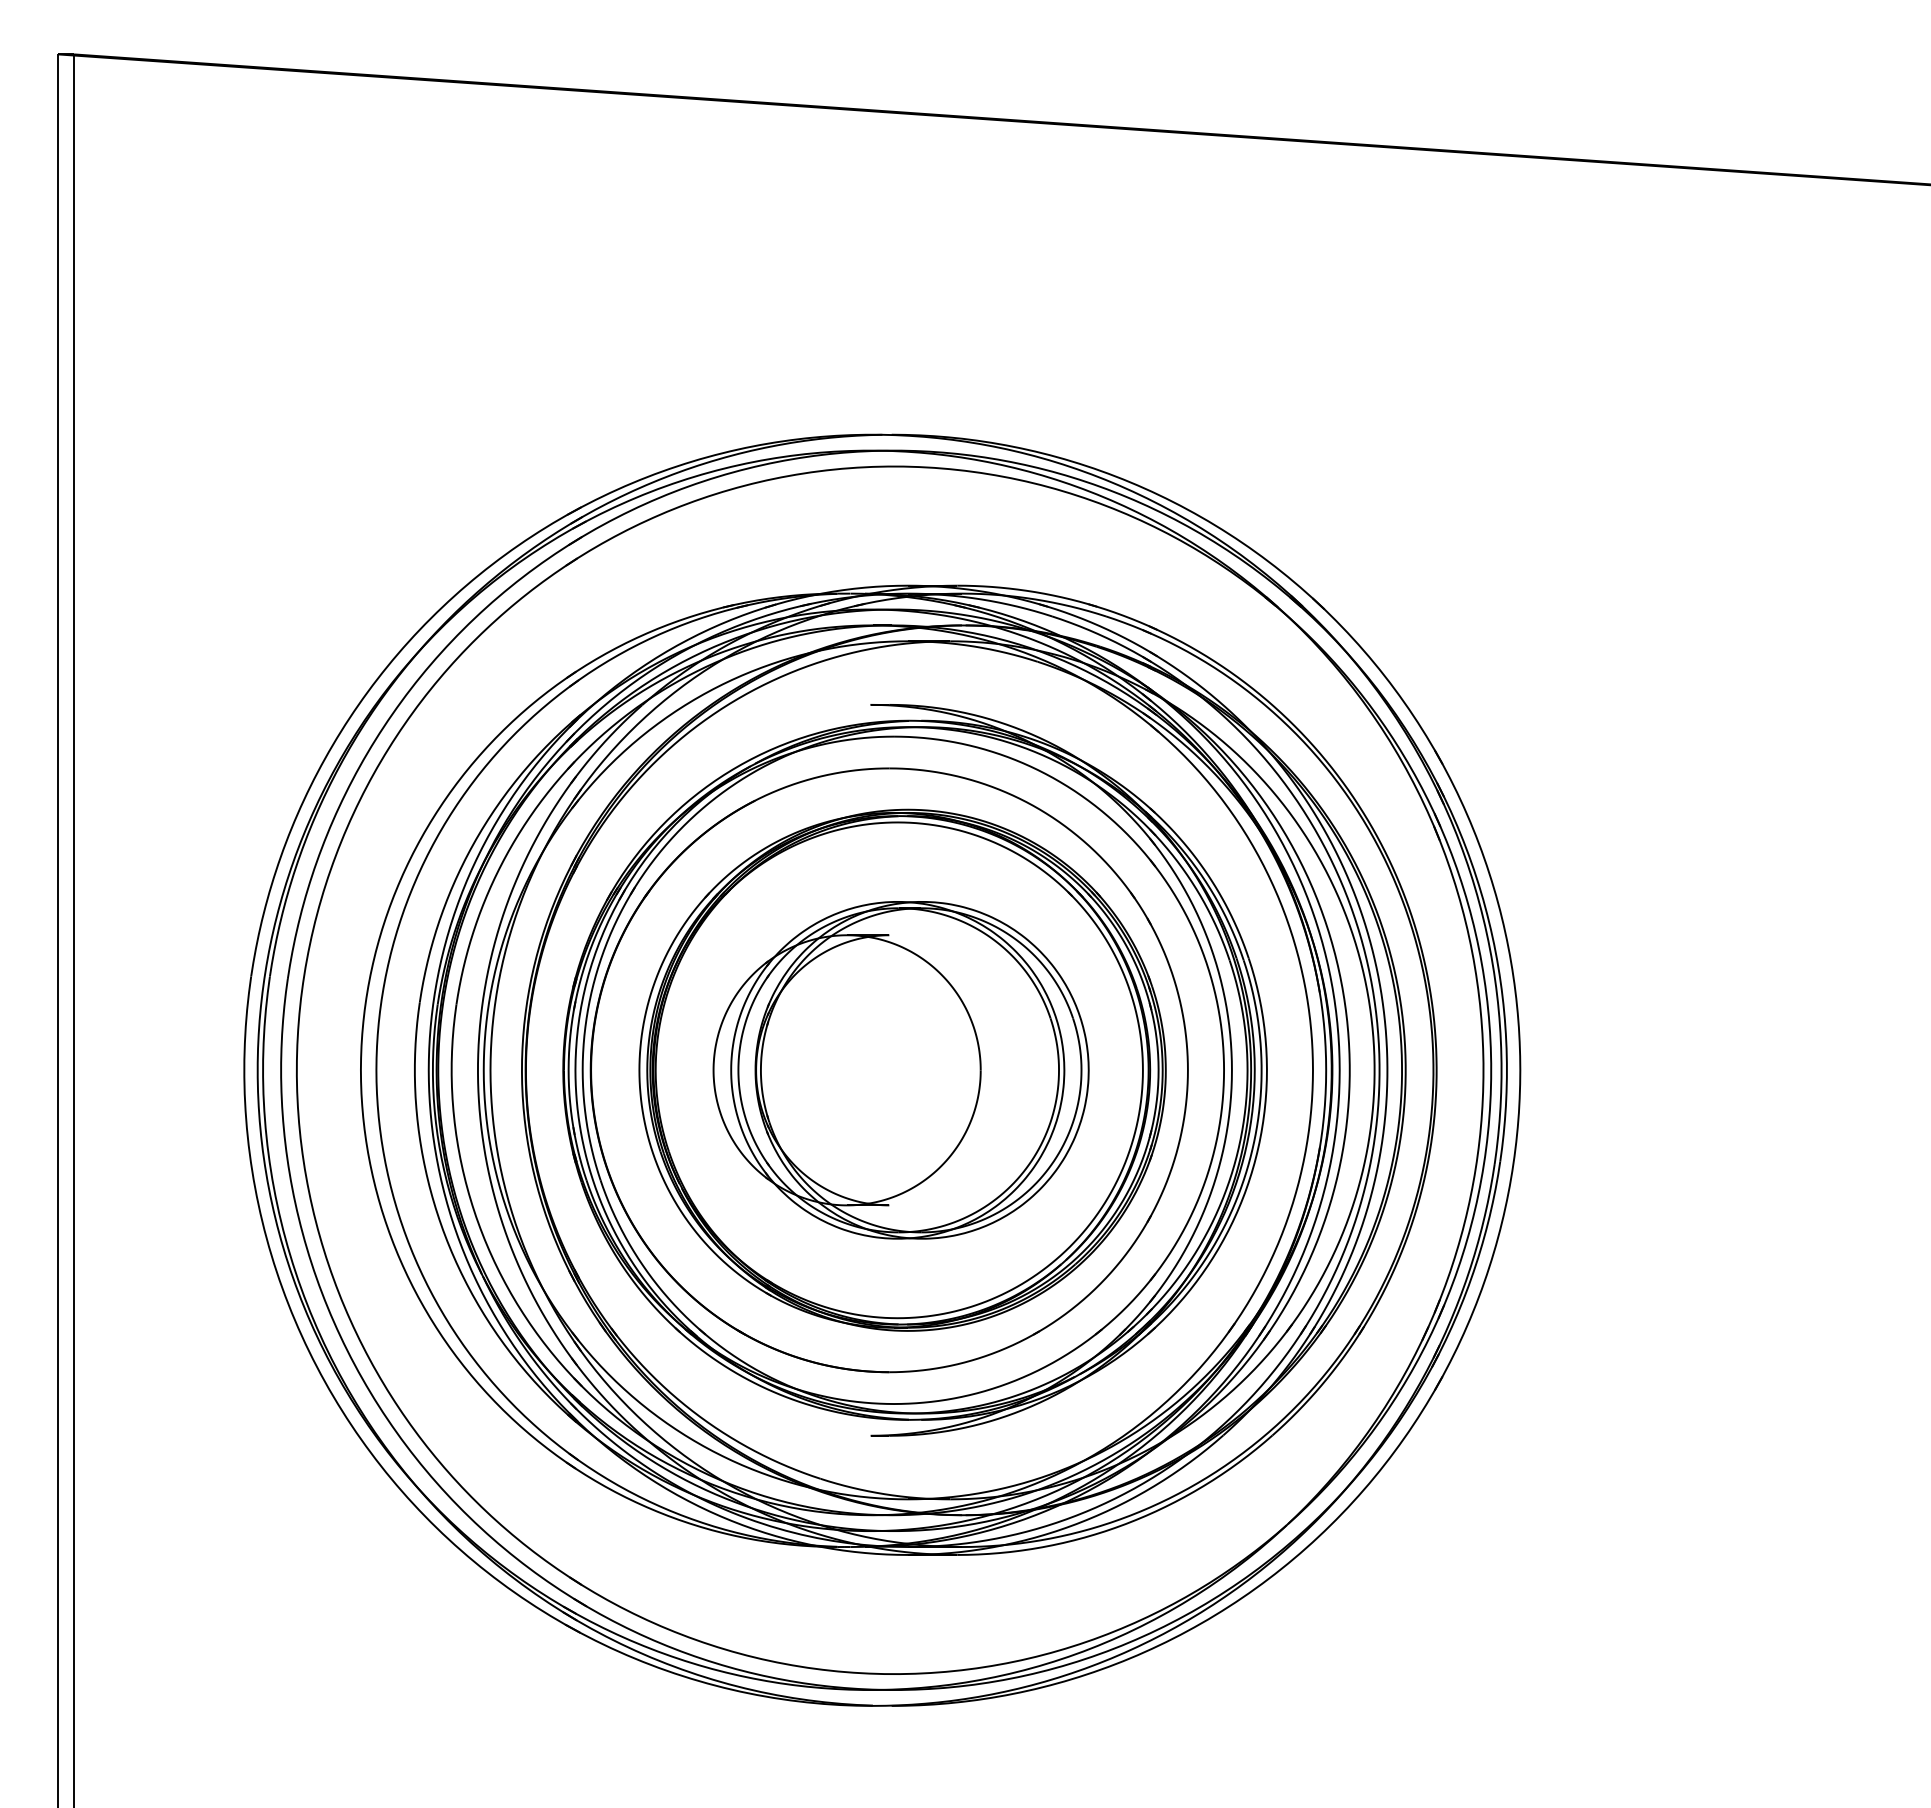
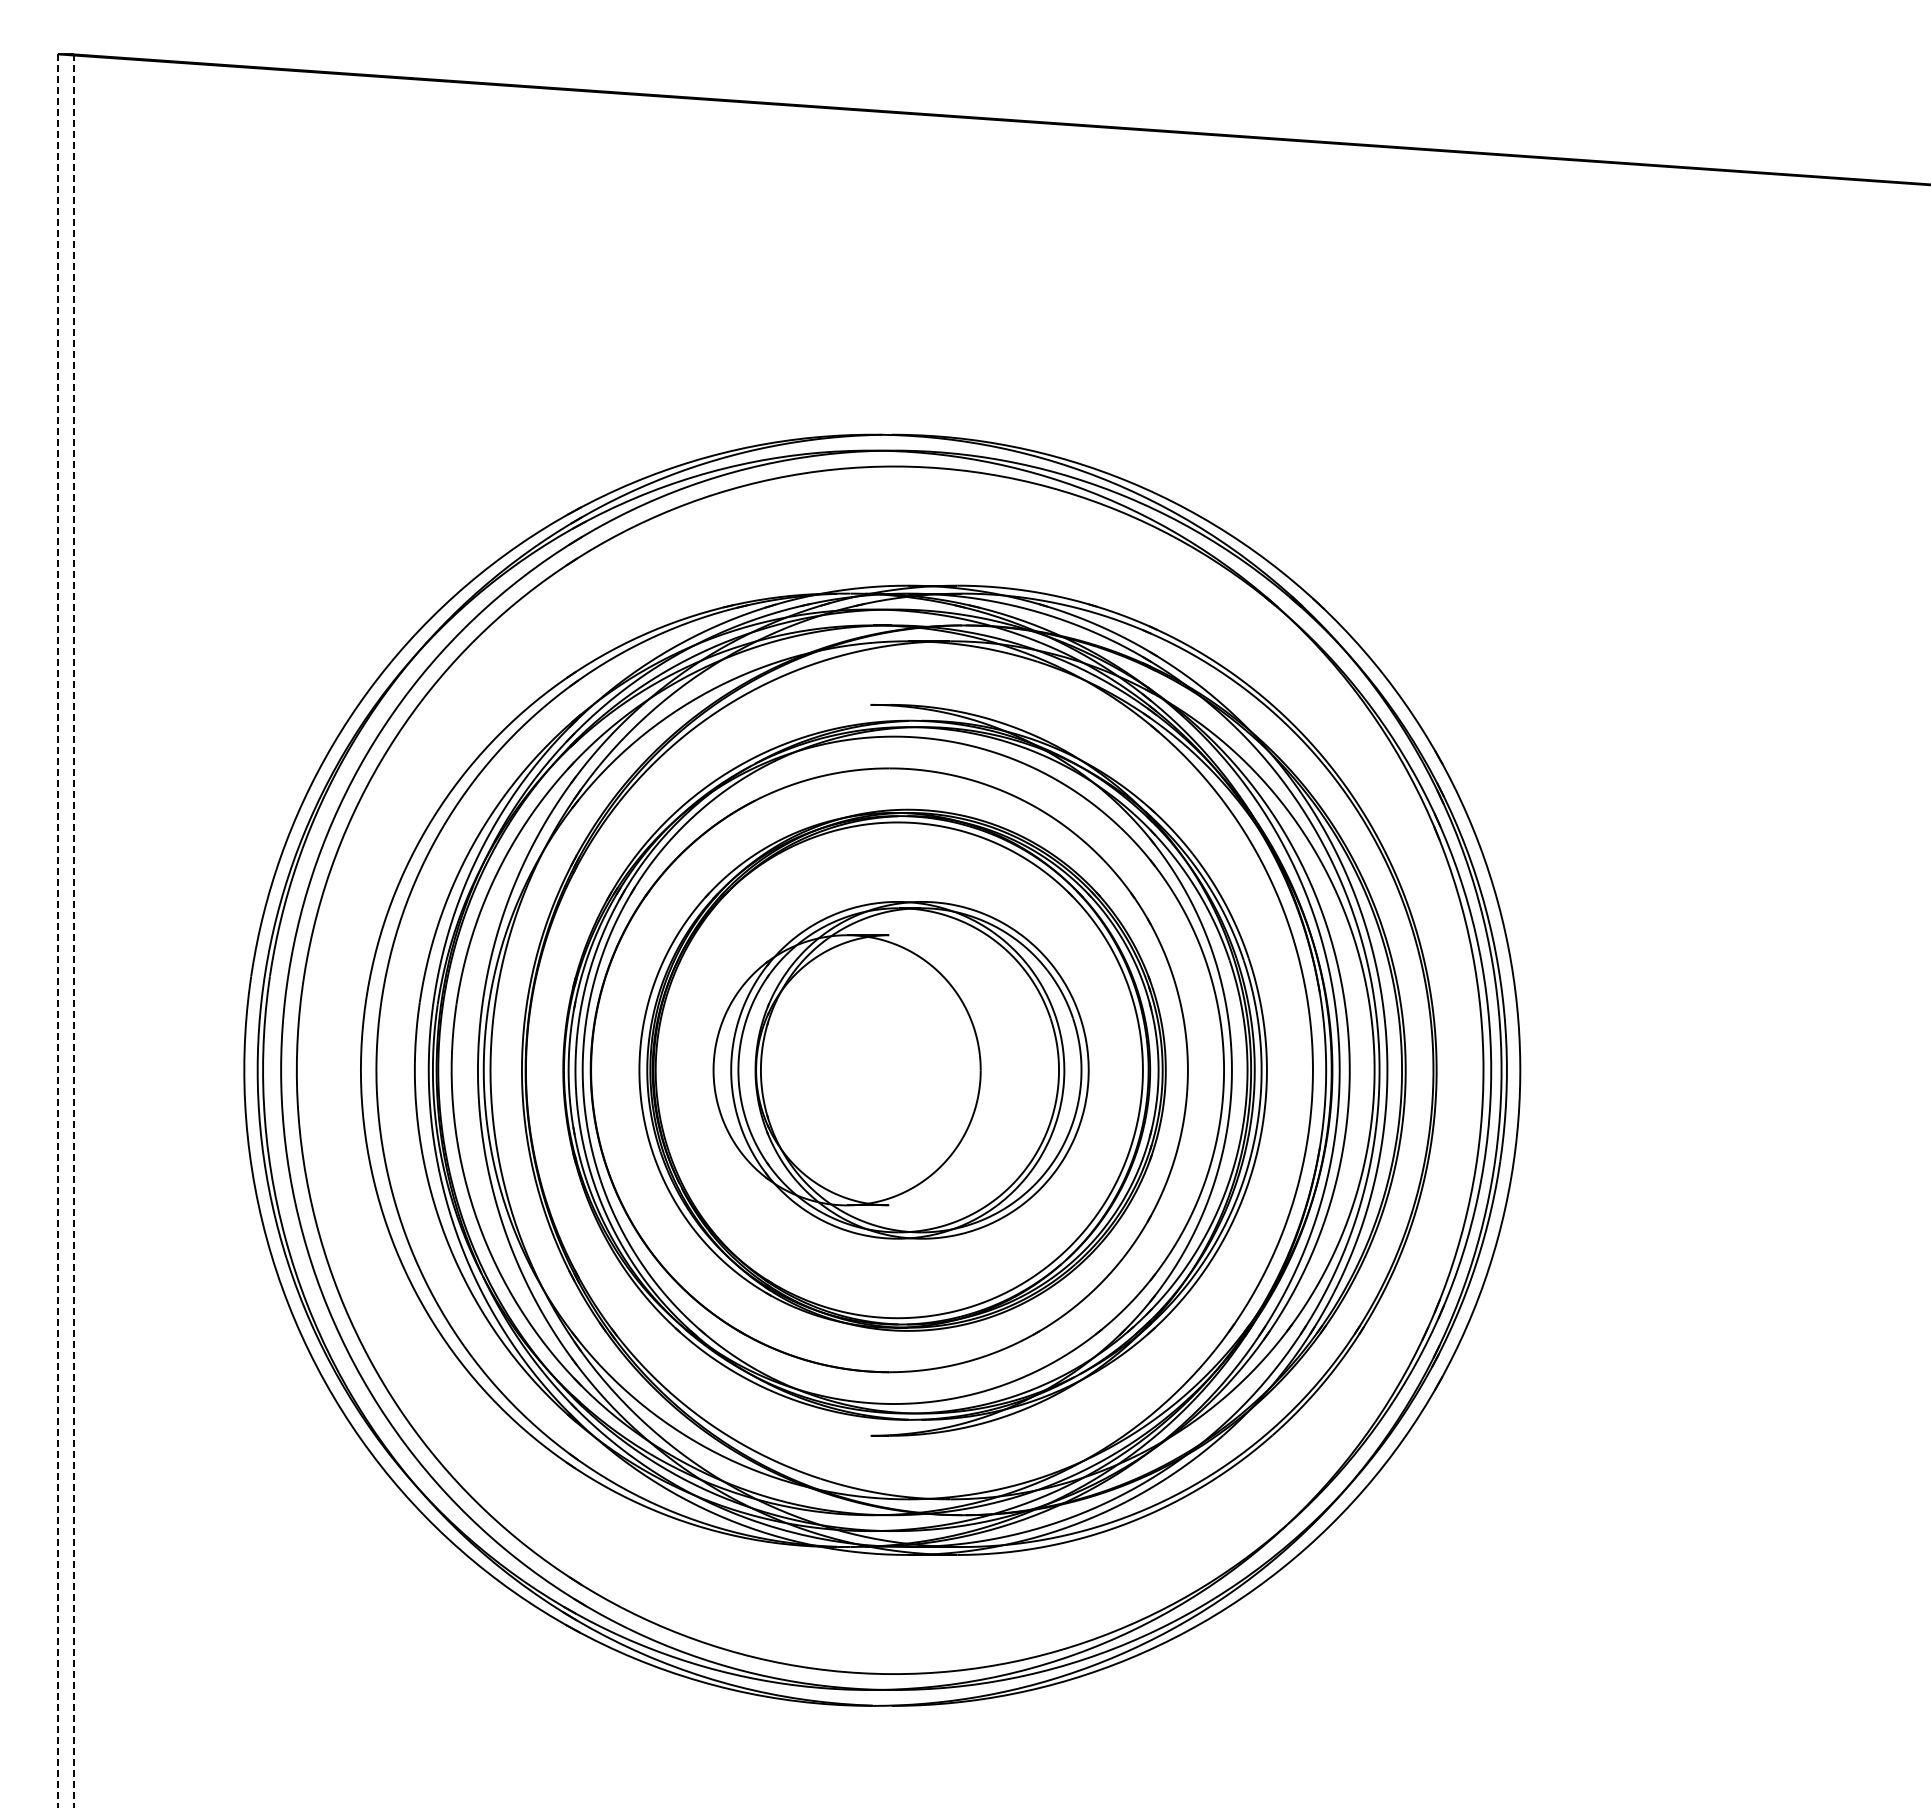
line: solid -> dashed (57, 930)
line: solid -> dashed (74, 930)
